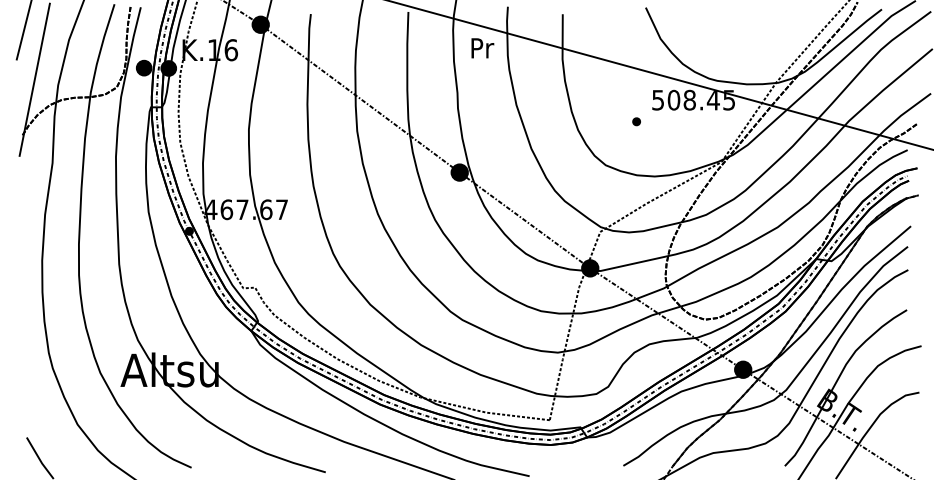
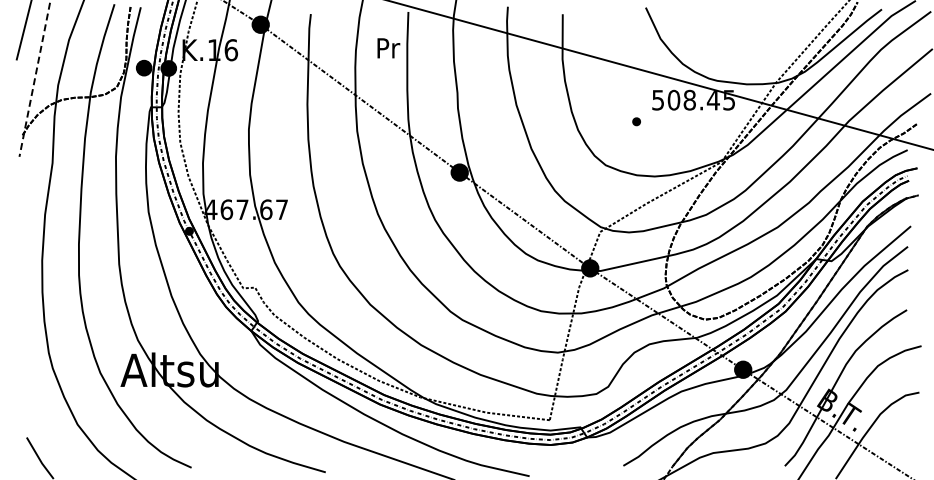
text position: (482, 48) -> (388, 48) (388, 48)
line: solid -> dashed (34, 79)
